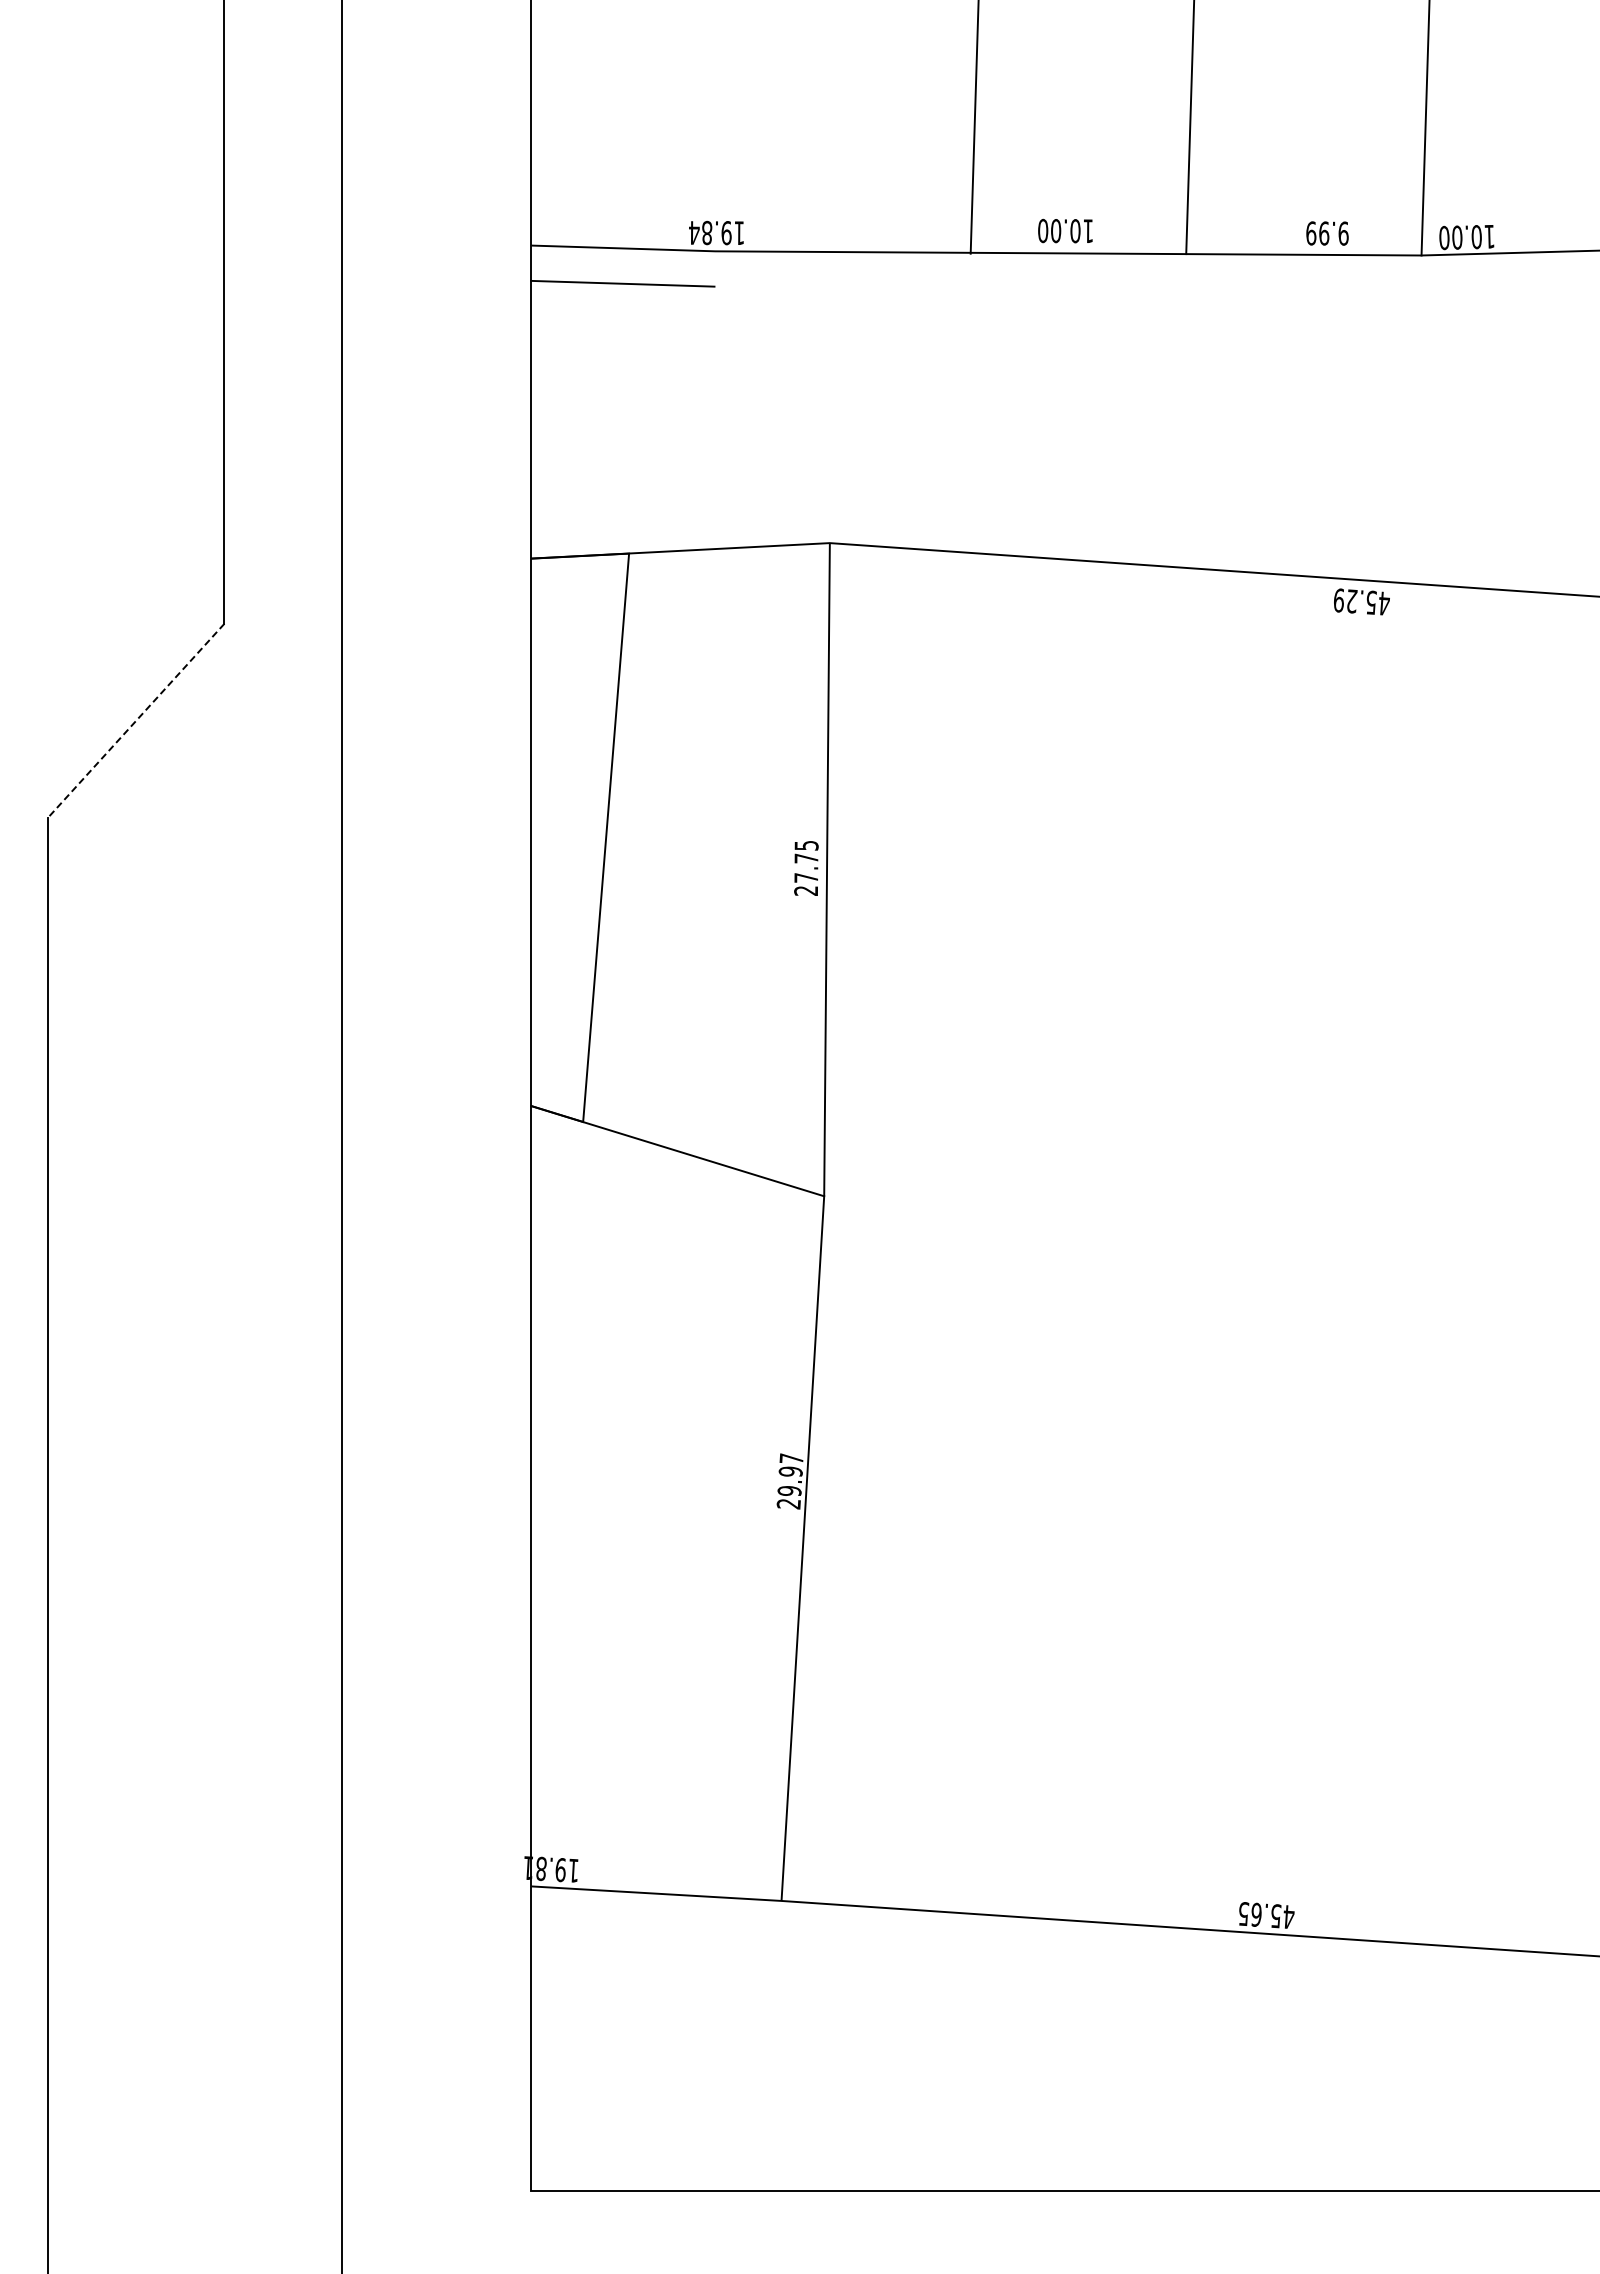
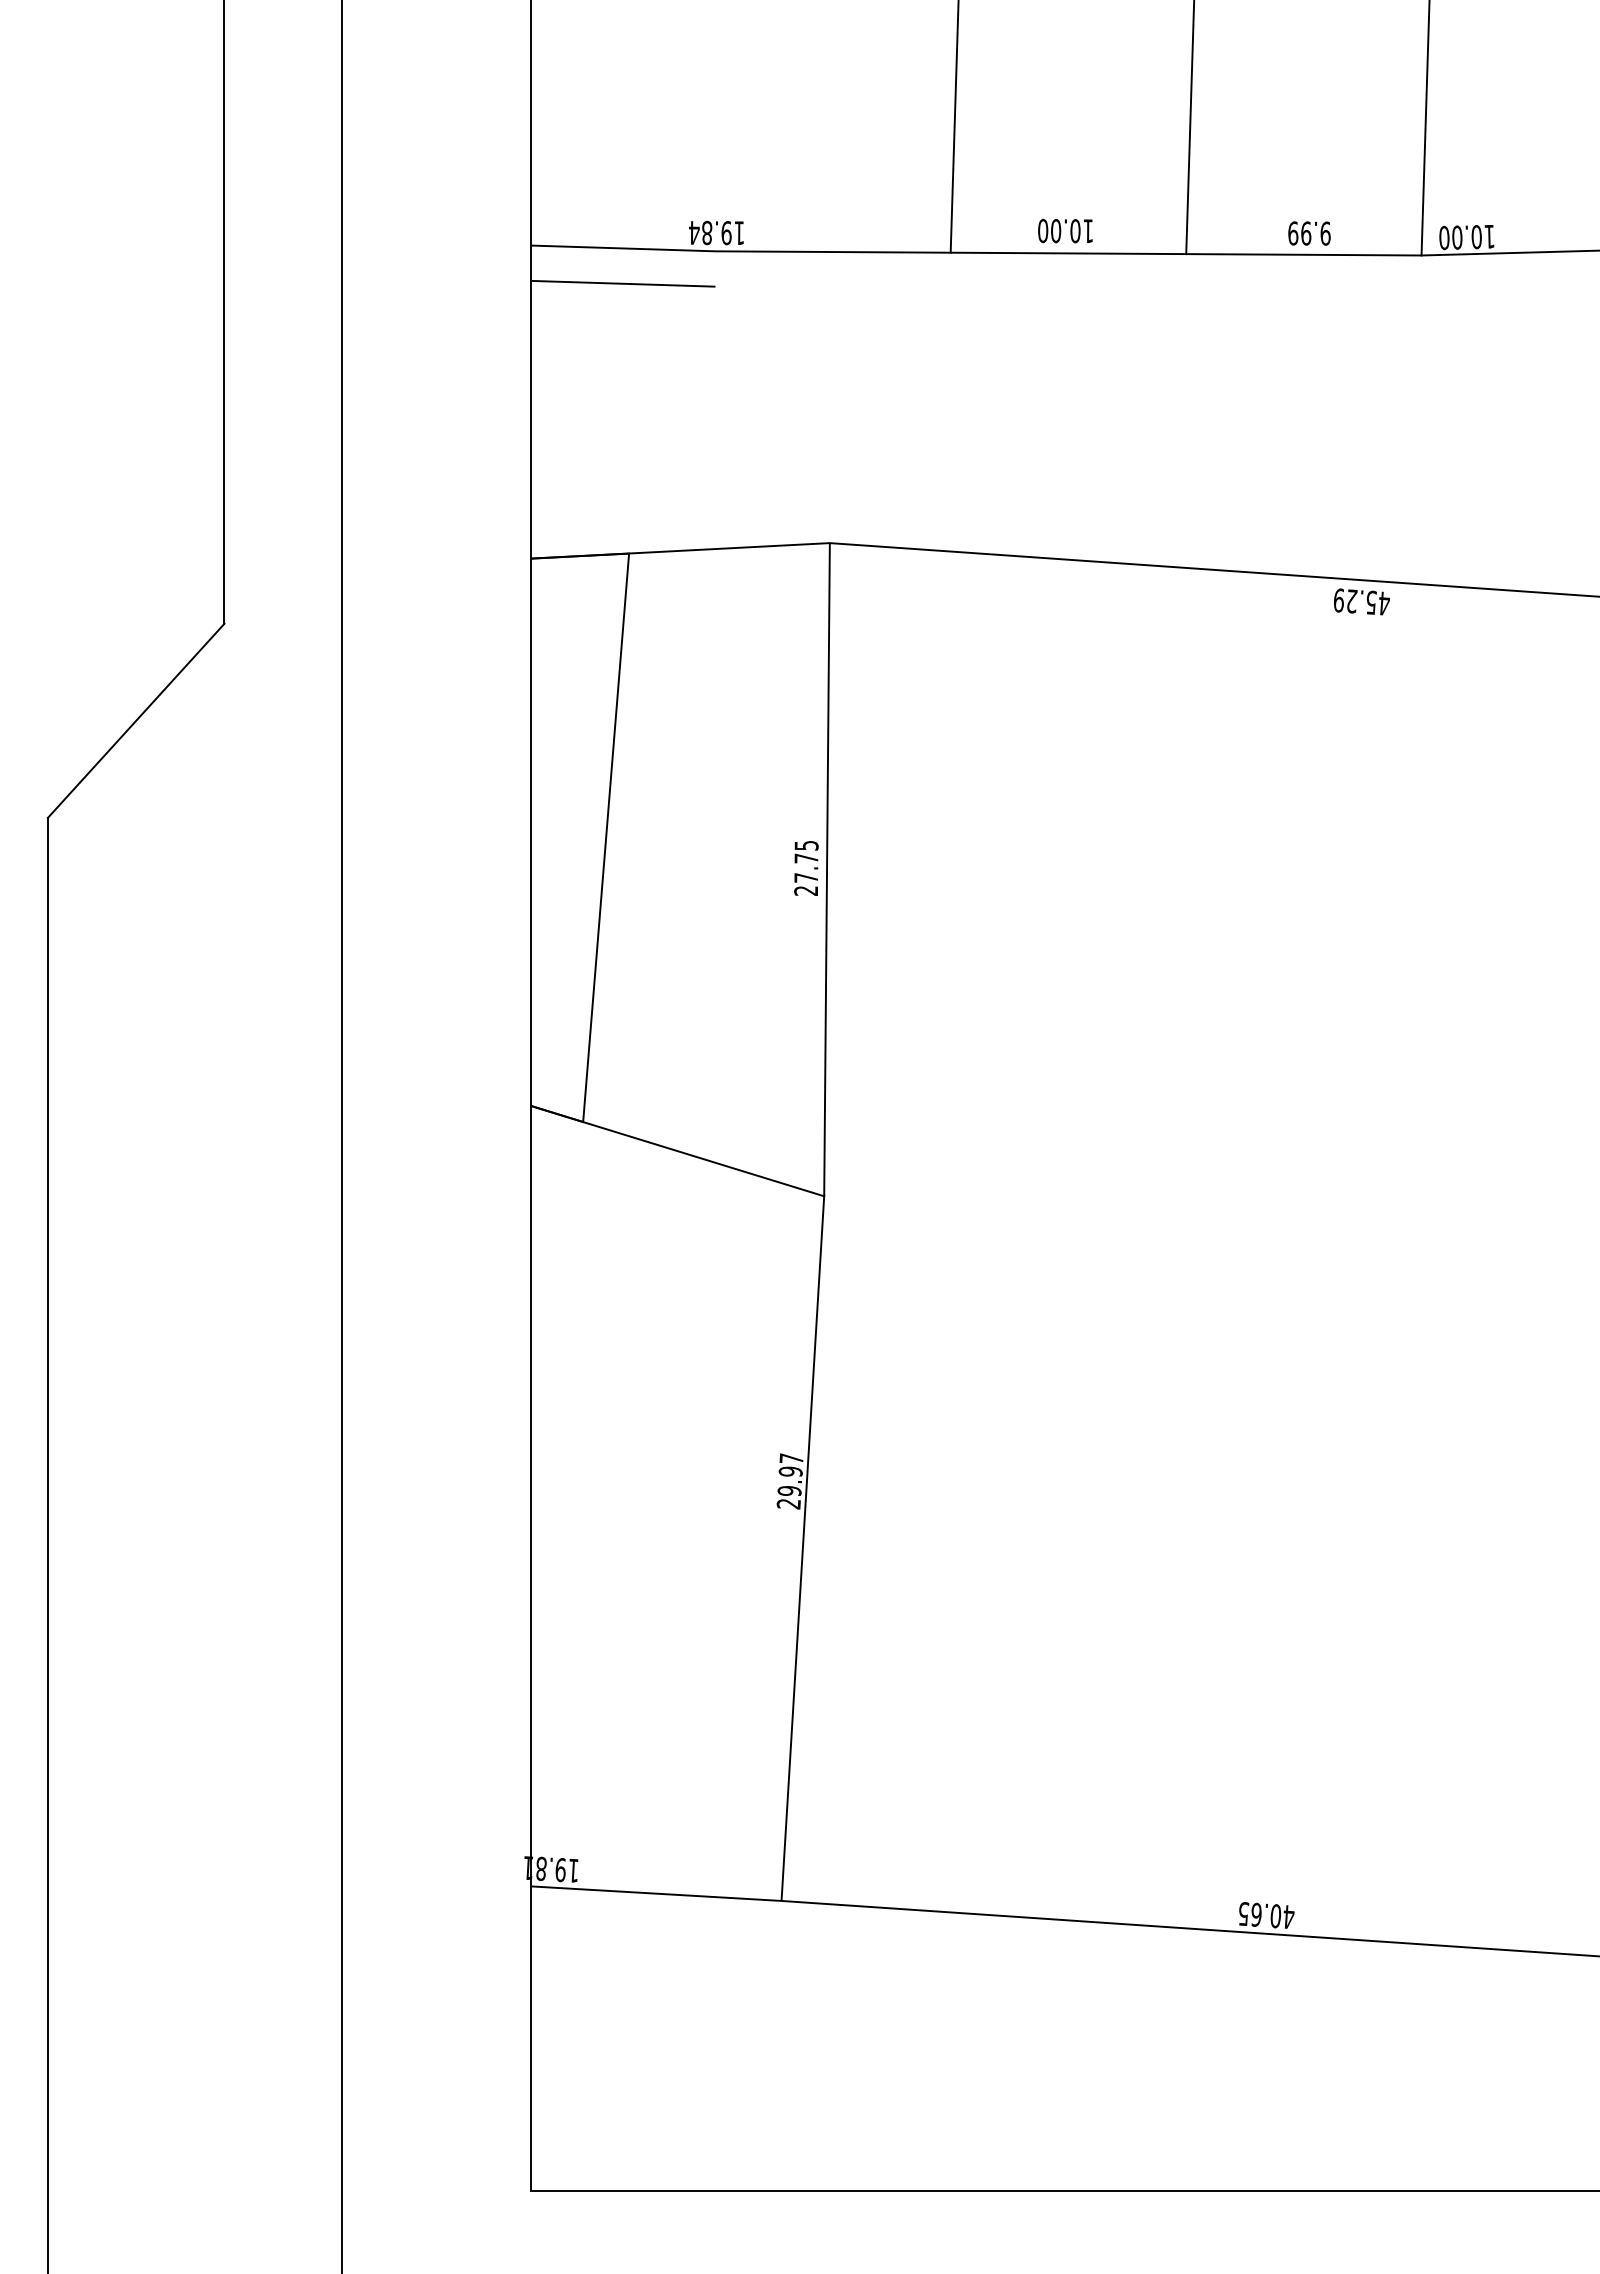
line position: (974, 127) -> (954, 127) (954, 127)
text position: (1327, 233) -> (1309, 233) (1309, 233)
line: dashed -> solid (135, 721)
text: 45.65 -> 40.65 (1275, 1916)
